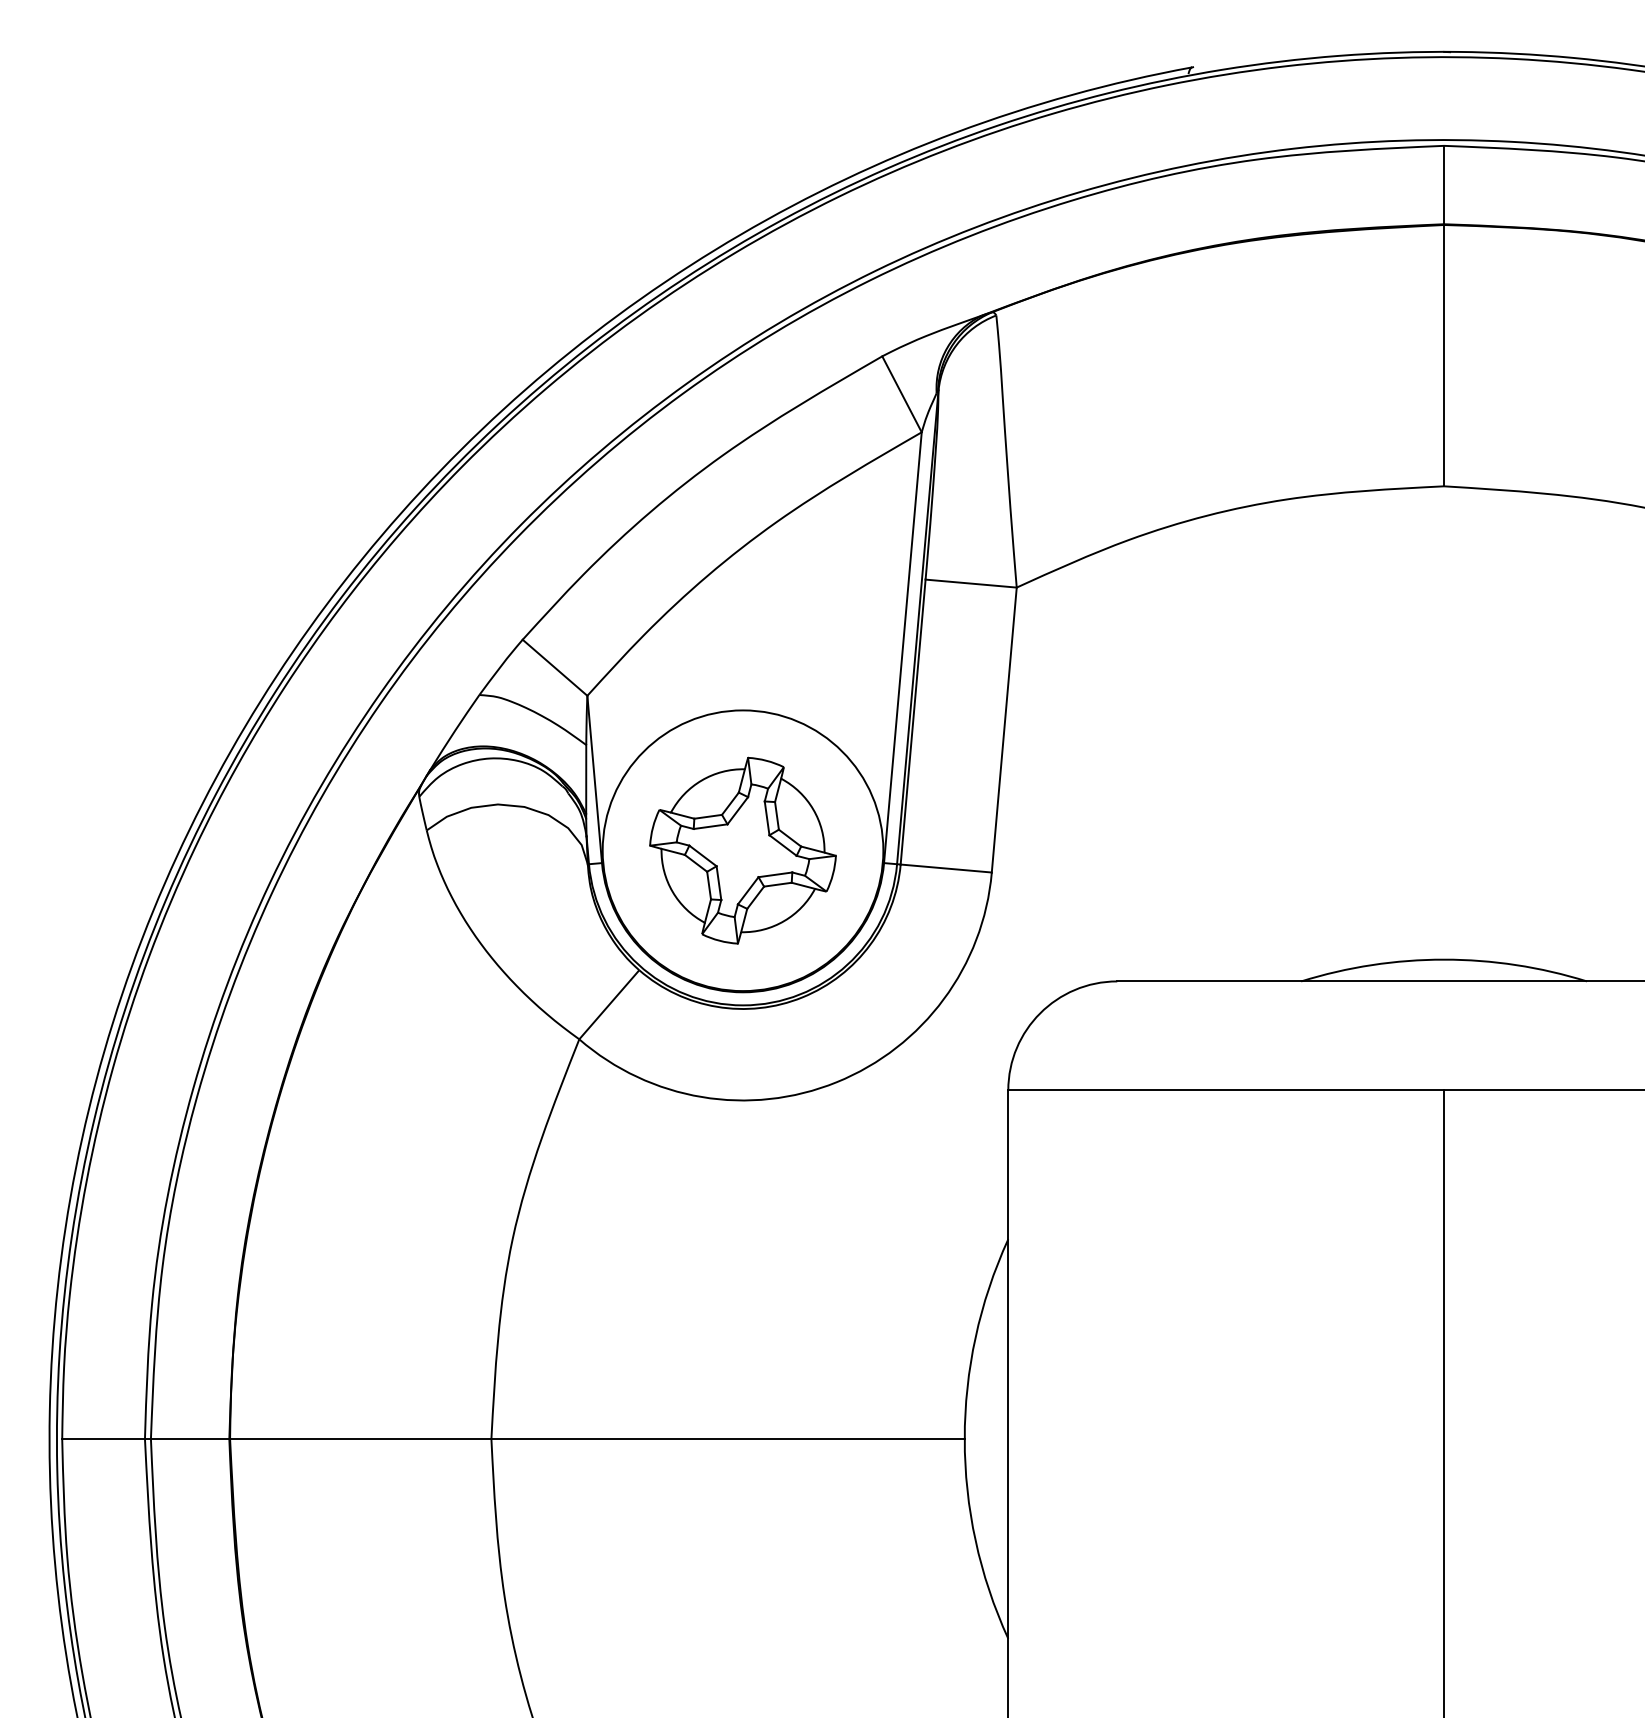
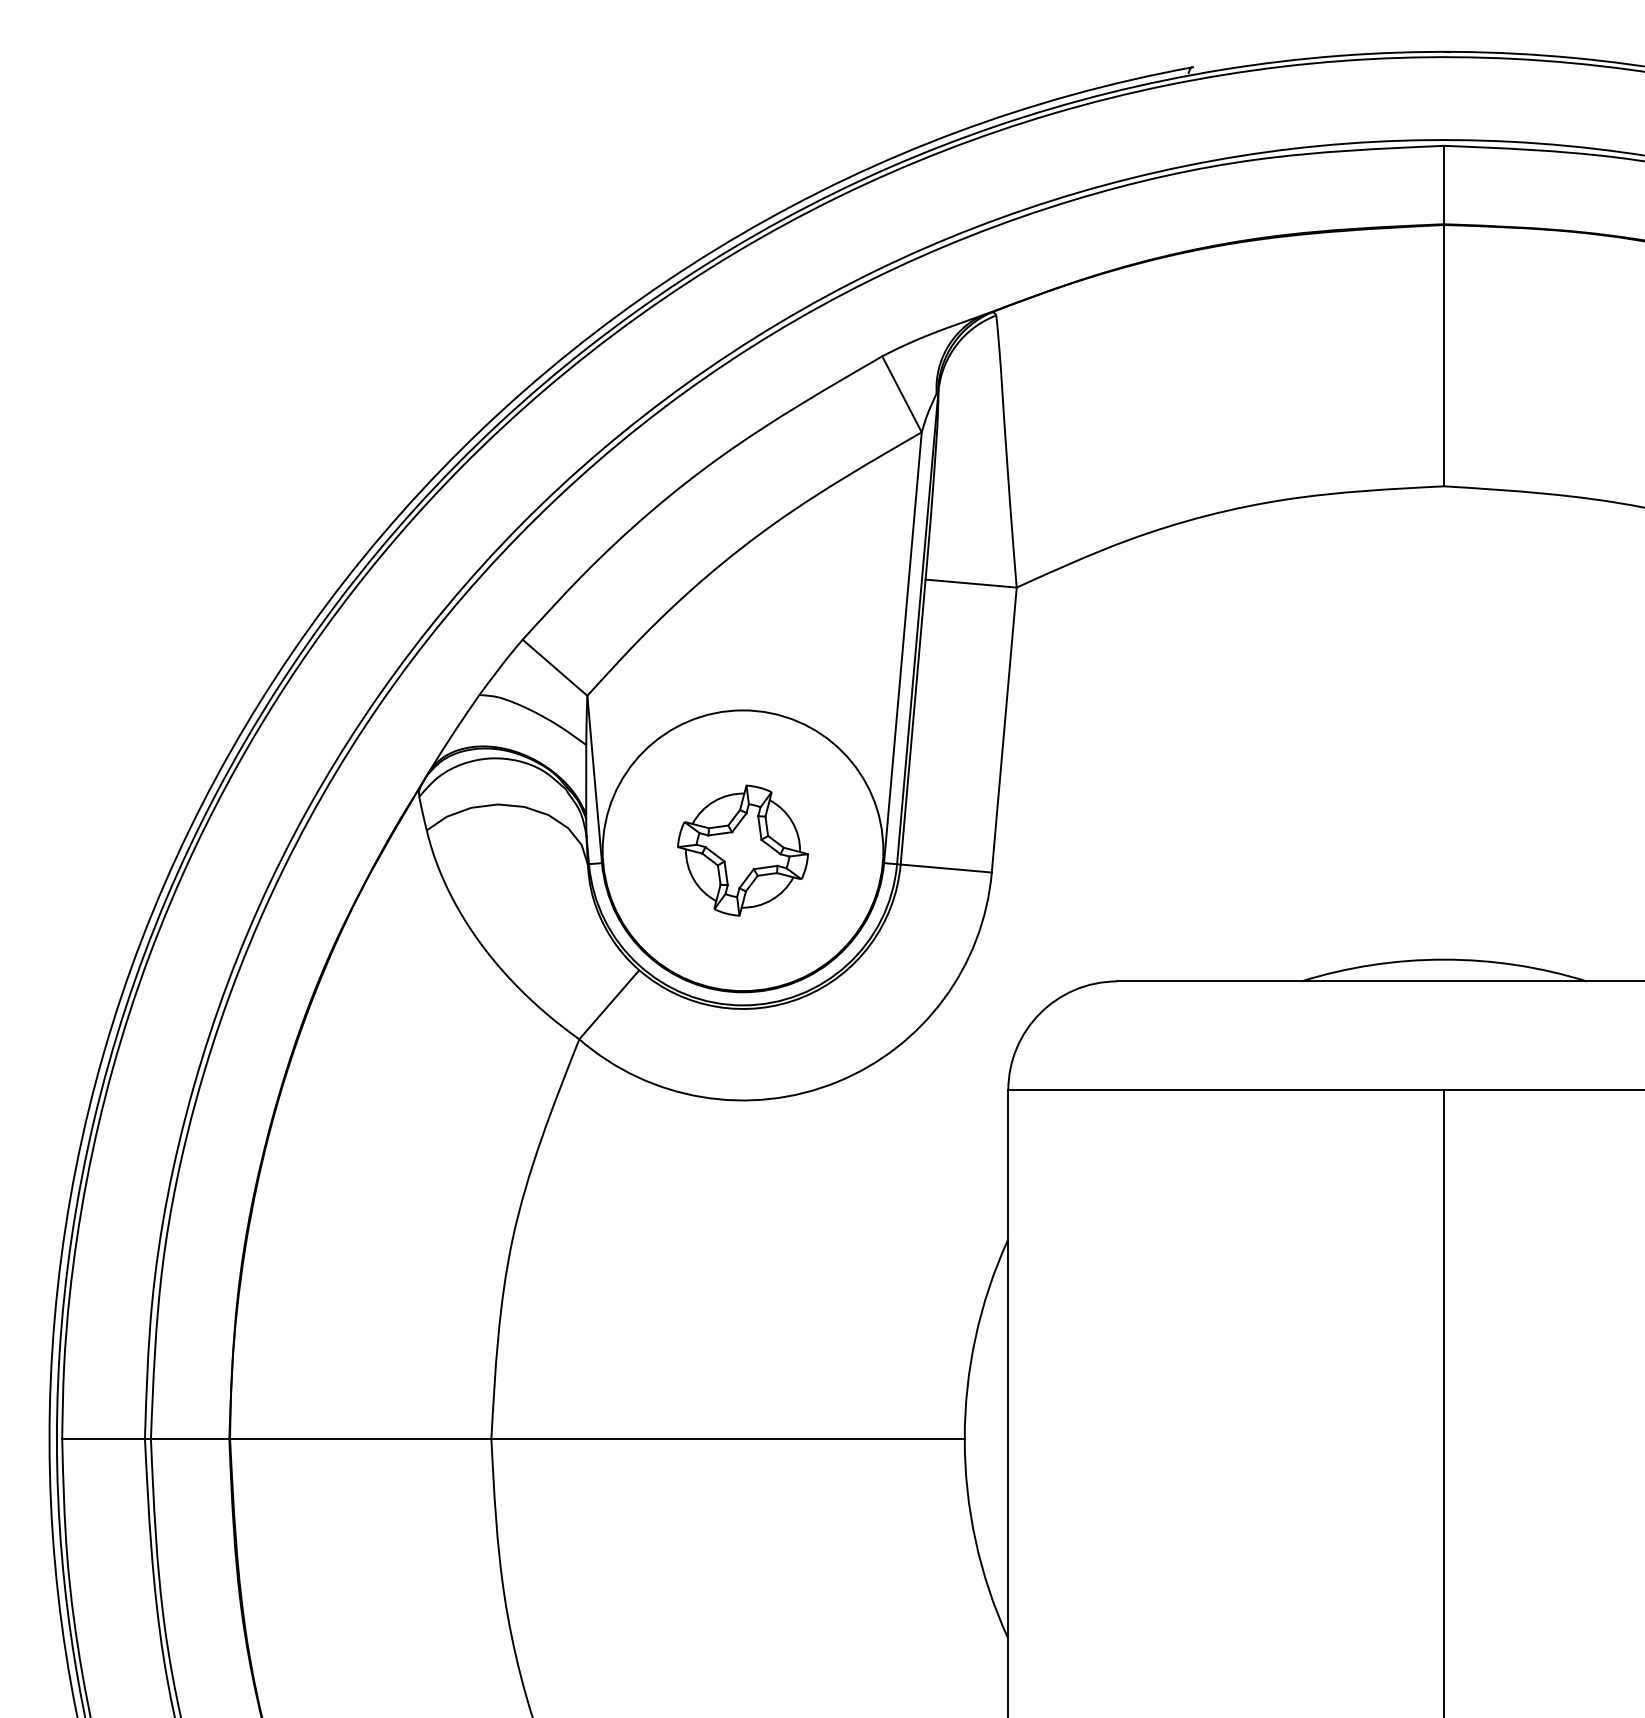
part size: 188x189 px -> 132x133 px (742, 850)
